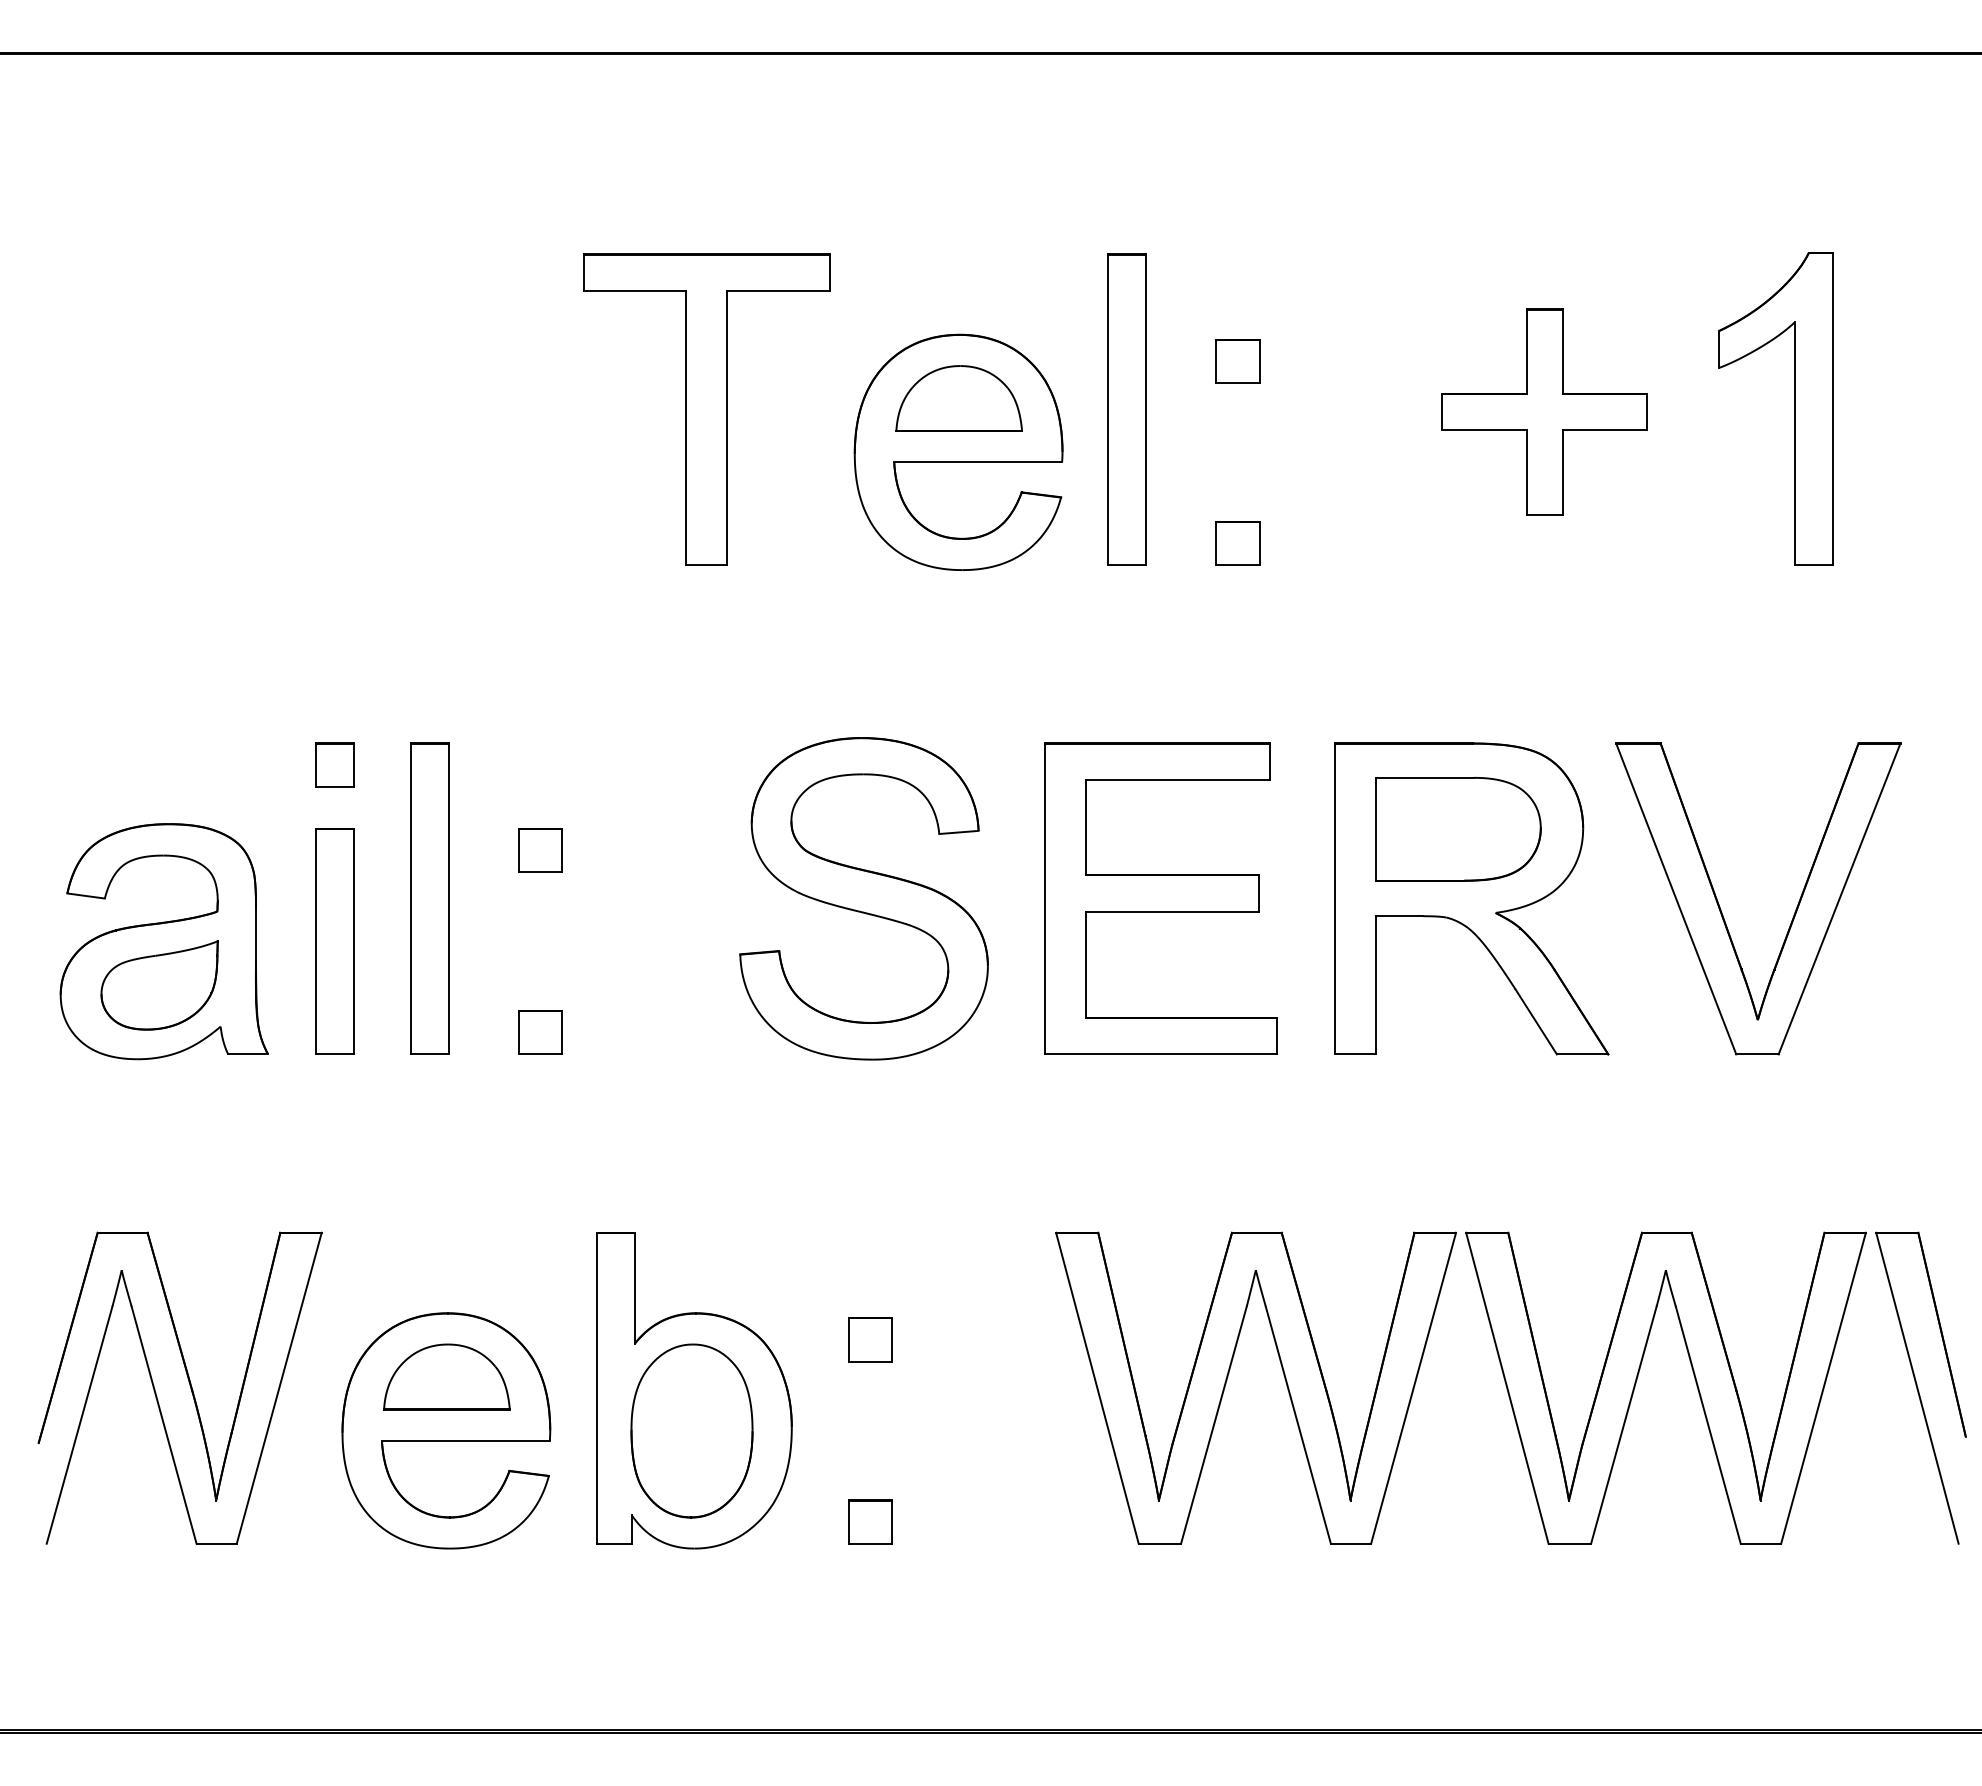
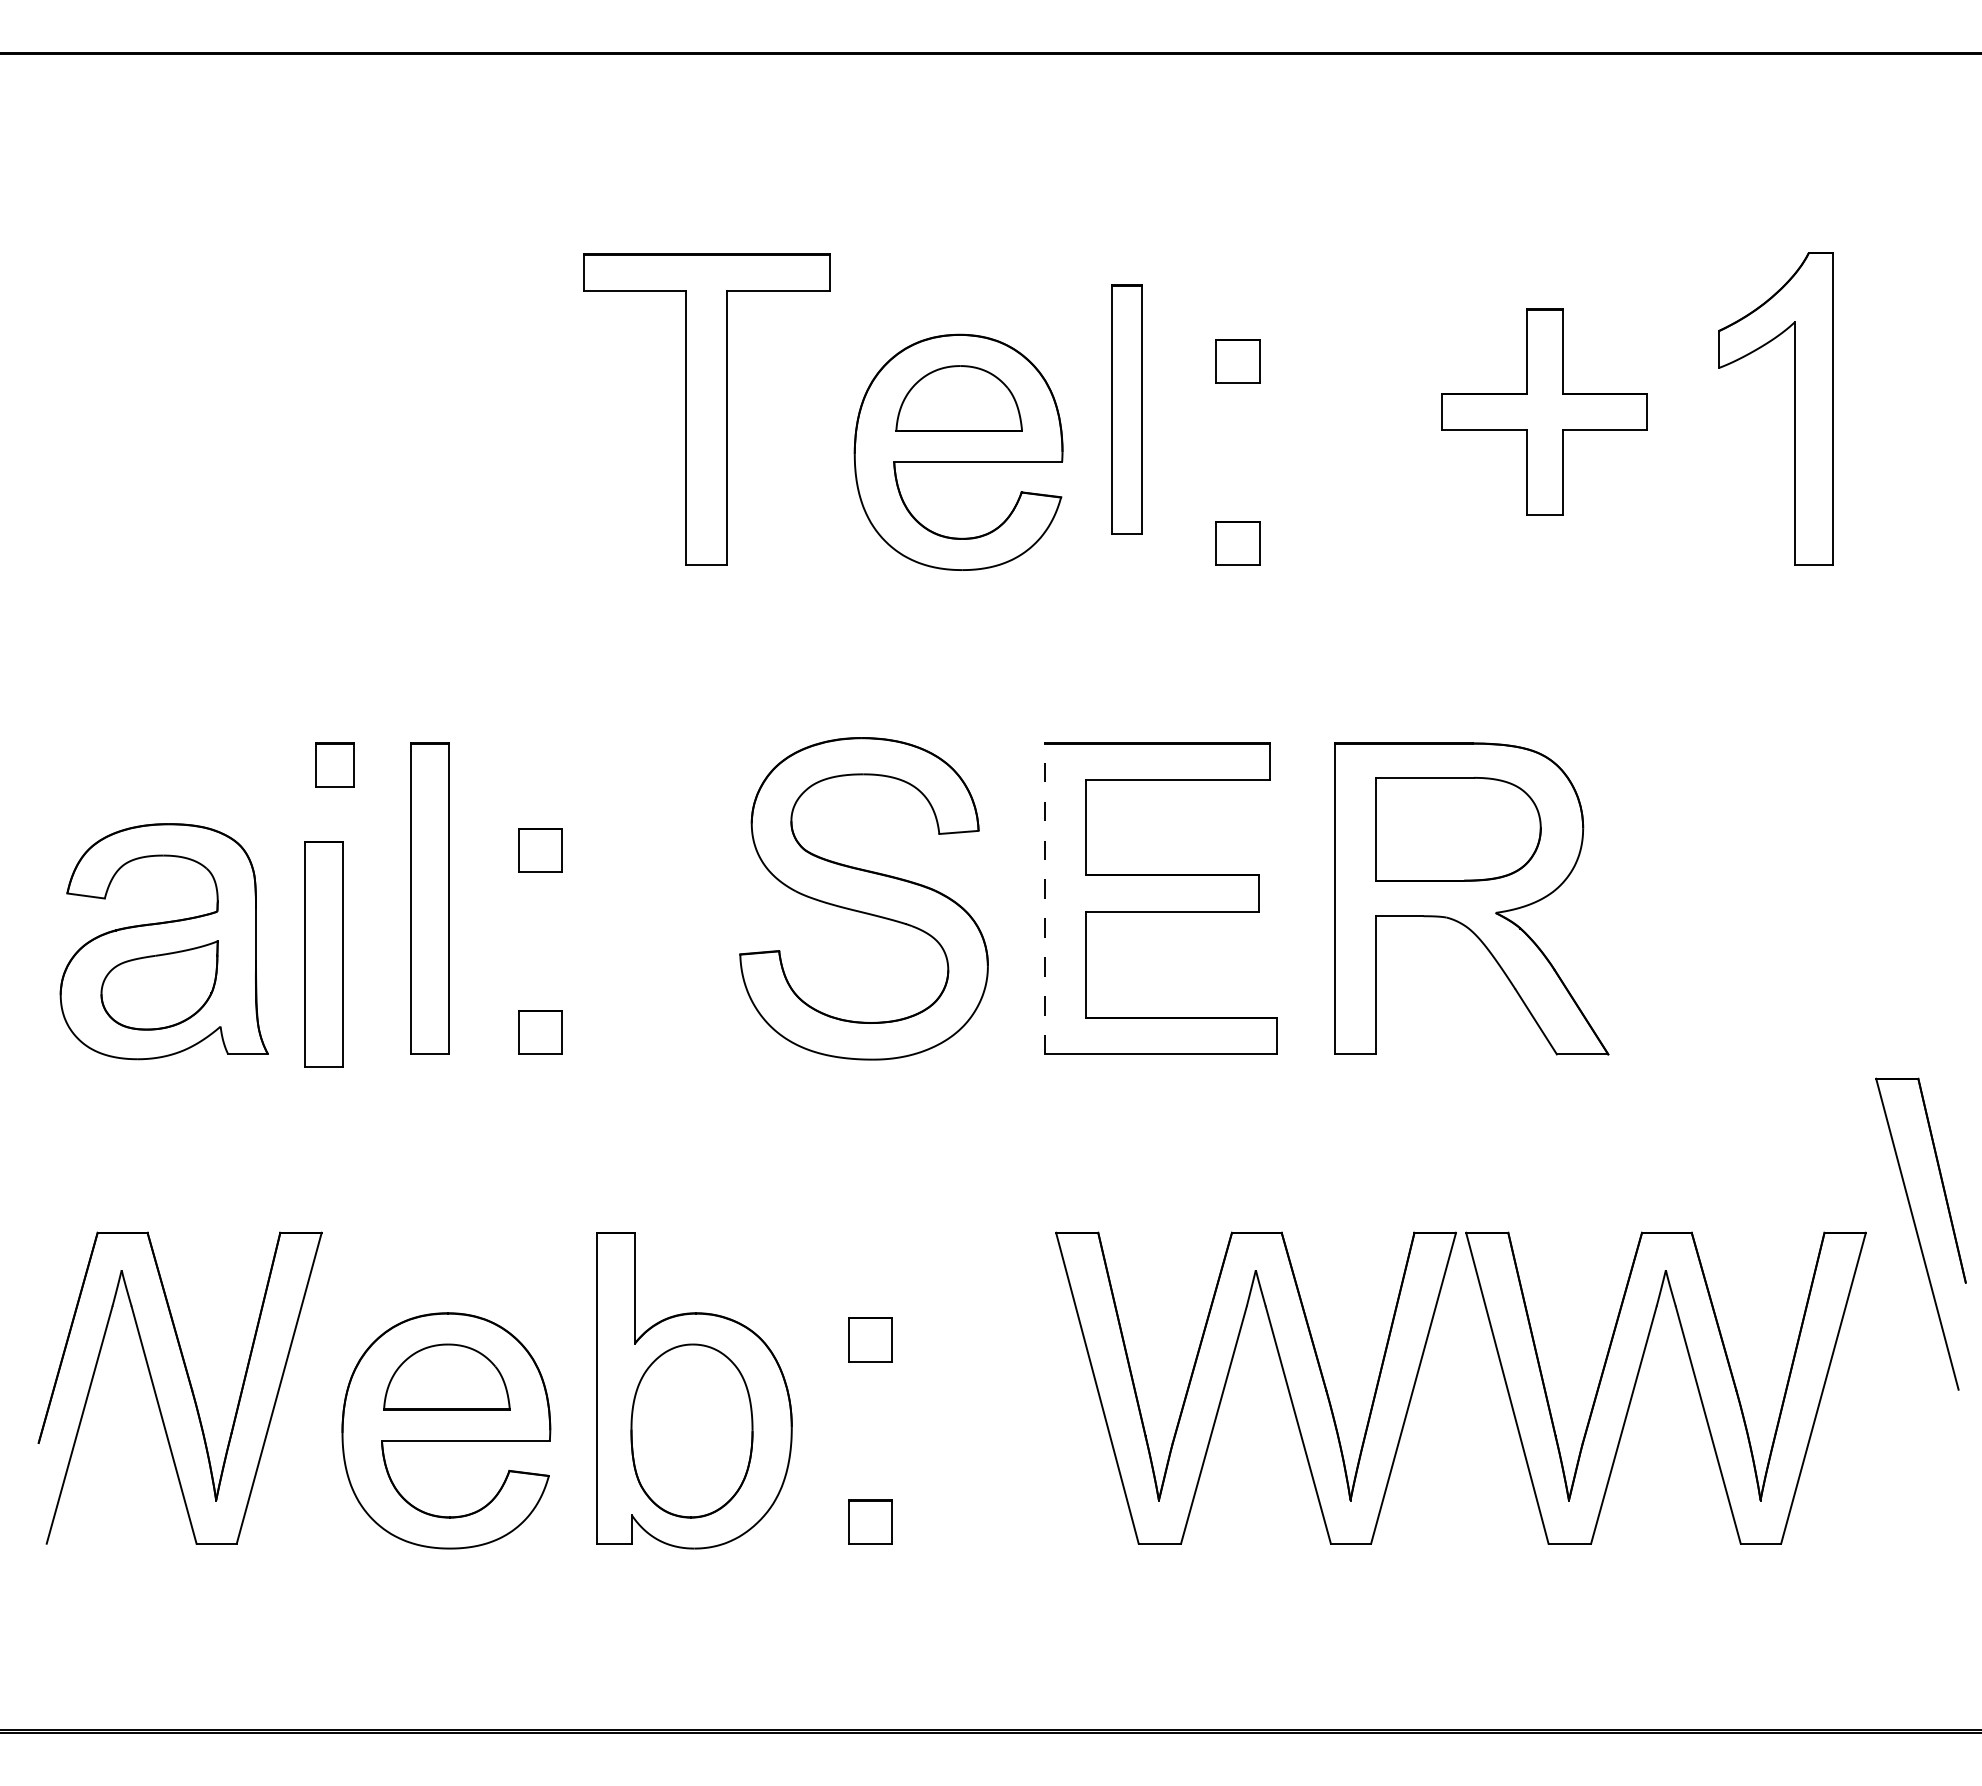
part size: 40x313 px -> 32x251 px (1126, 409)
line: solid -> dashed (1045, 898)
part: present -> none (1793, 914)
part position: (334, 941) -> (323, 954) (323, 954)
part position: (1920, 1387) -> (1920, 1233) (1920, 1233)
